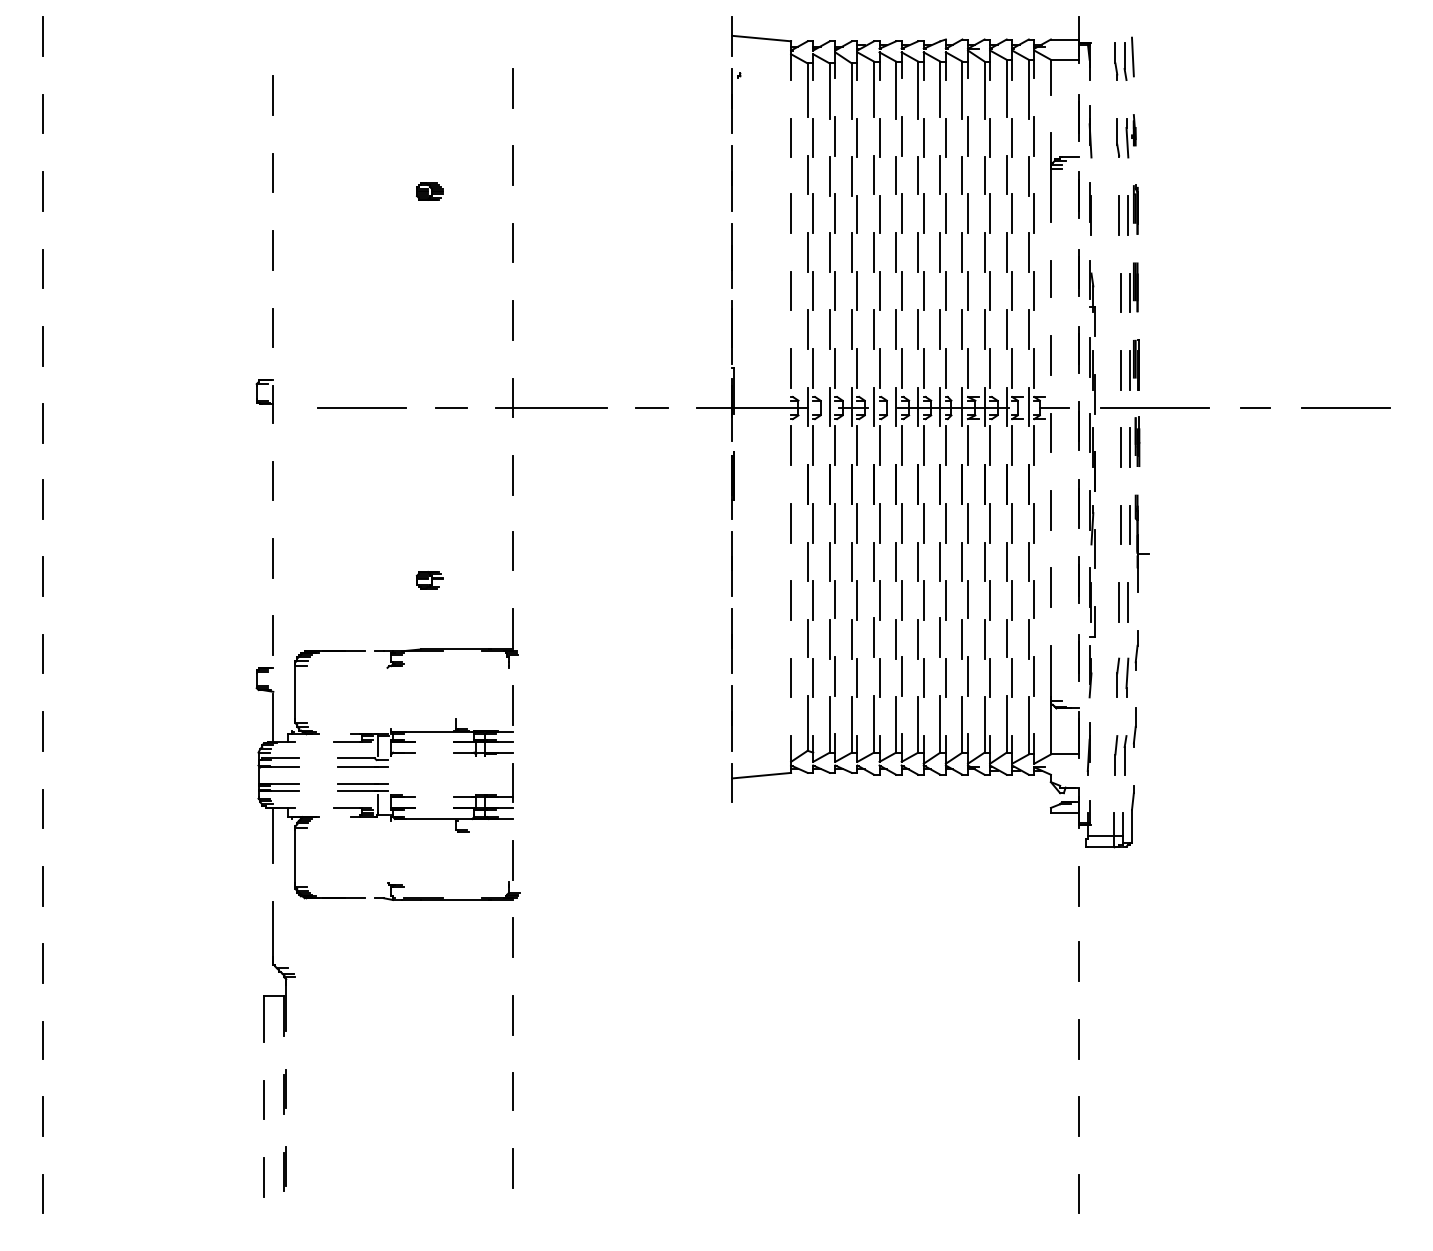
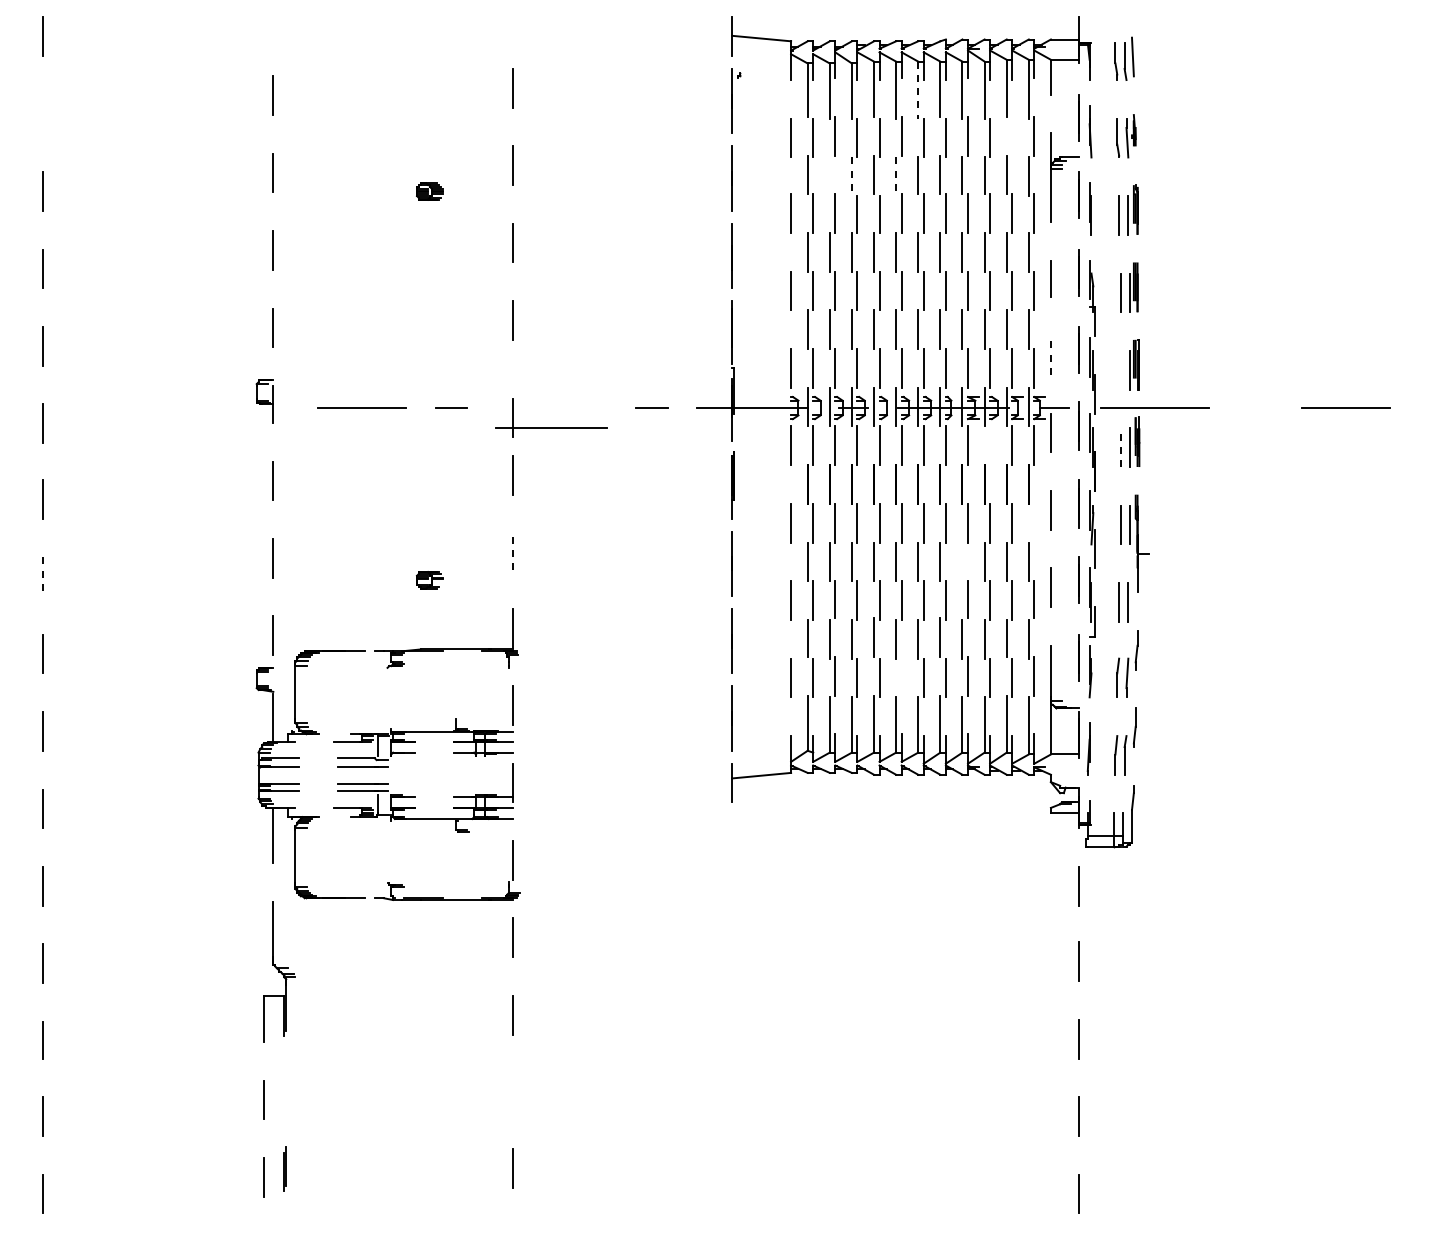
line: solid -> dashed (918, 90)
line: present -> none (42, 113)
line: present -> none (1012, 137)
line: present -> none (829, 176)
line: solid -> dashed (896, 176)
line: solid -> dashed (851, 177)
line: solid -> dashed (1050, 355)
line: present -> none (1120, 369)
part position: (551, 407) -> (551, 427) (551, 427)
line: present -> none (1255, 407)
line: present -> none (990, 445)
line: solid -> dashed (1120, 447)
line: present -> none (1034, 522)
line: solid -> dashed (512, 550)
line: present -> none (962, 561)
line: solid -> dashed (42, 577)
line: present -> none (901, 675)
line: present -> none (284, 1091)
line: present -> none (512, 1091)
